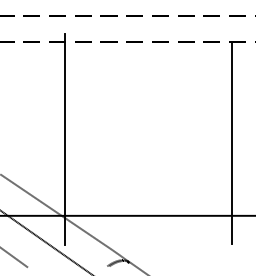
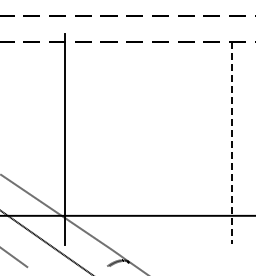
line: solid -> dashed (231, 143)
